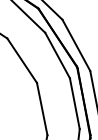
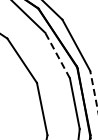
line: solid -> dashed (57, 55)
line: solid -> dashed (94, 90)
